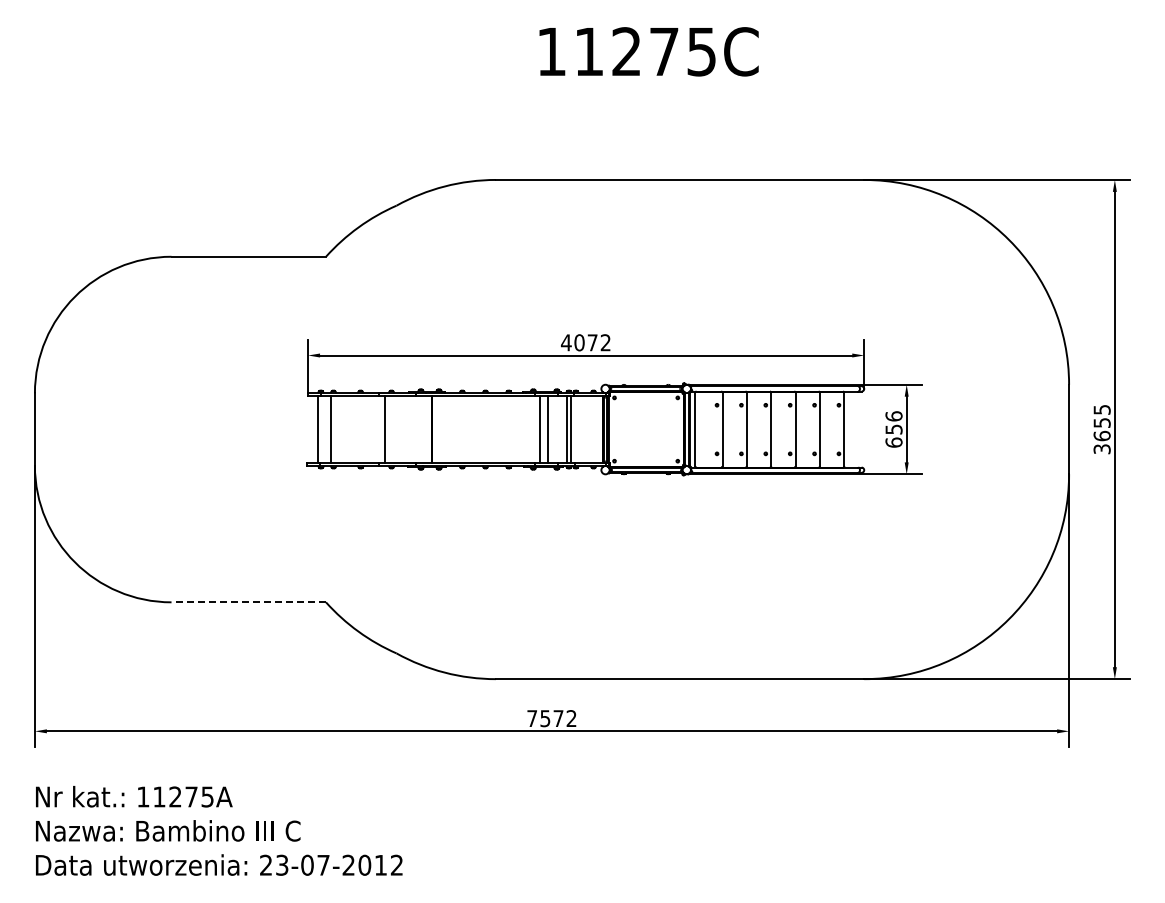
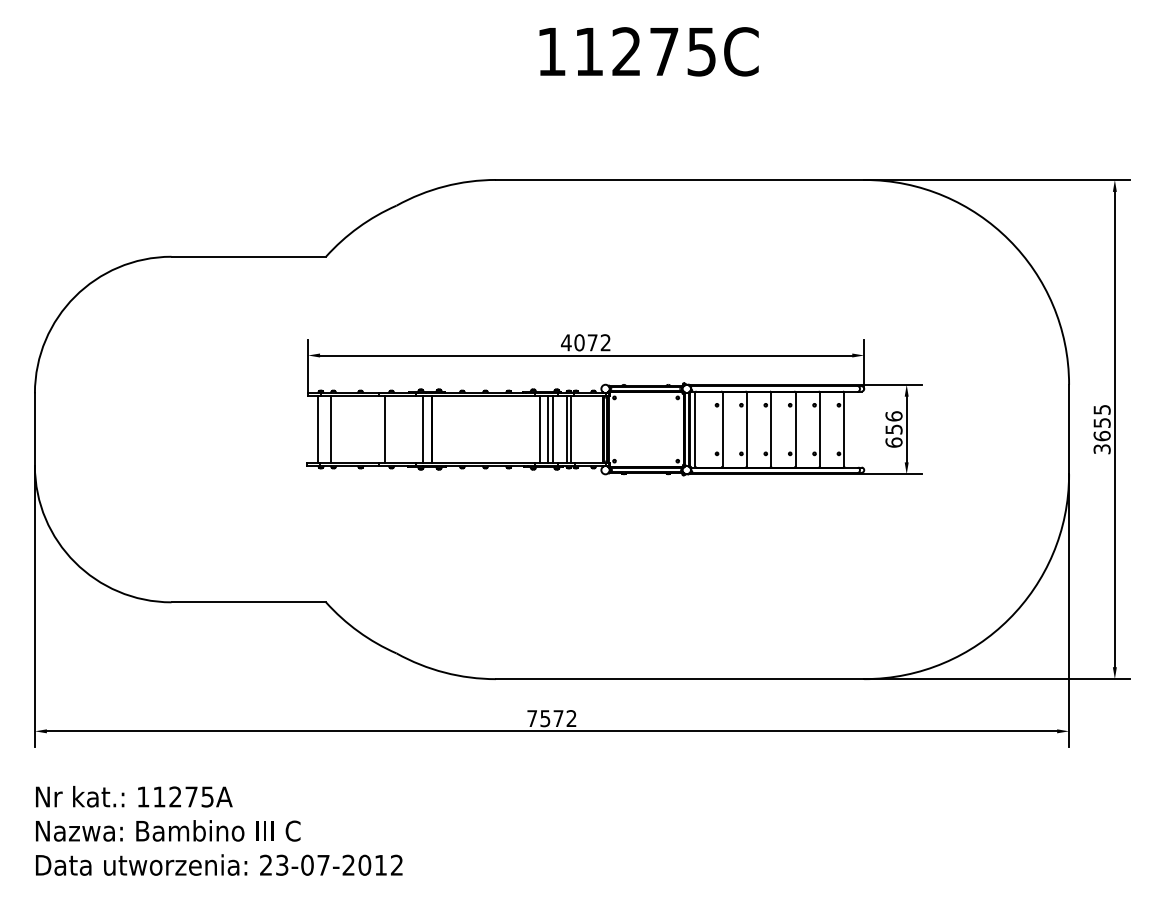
line: none -> present (423, 429)
line: none -> present (552, 429)
line: dashed -> solid (248, 602)
